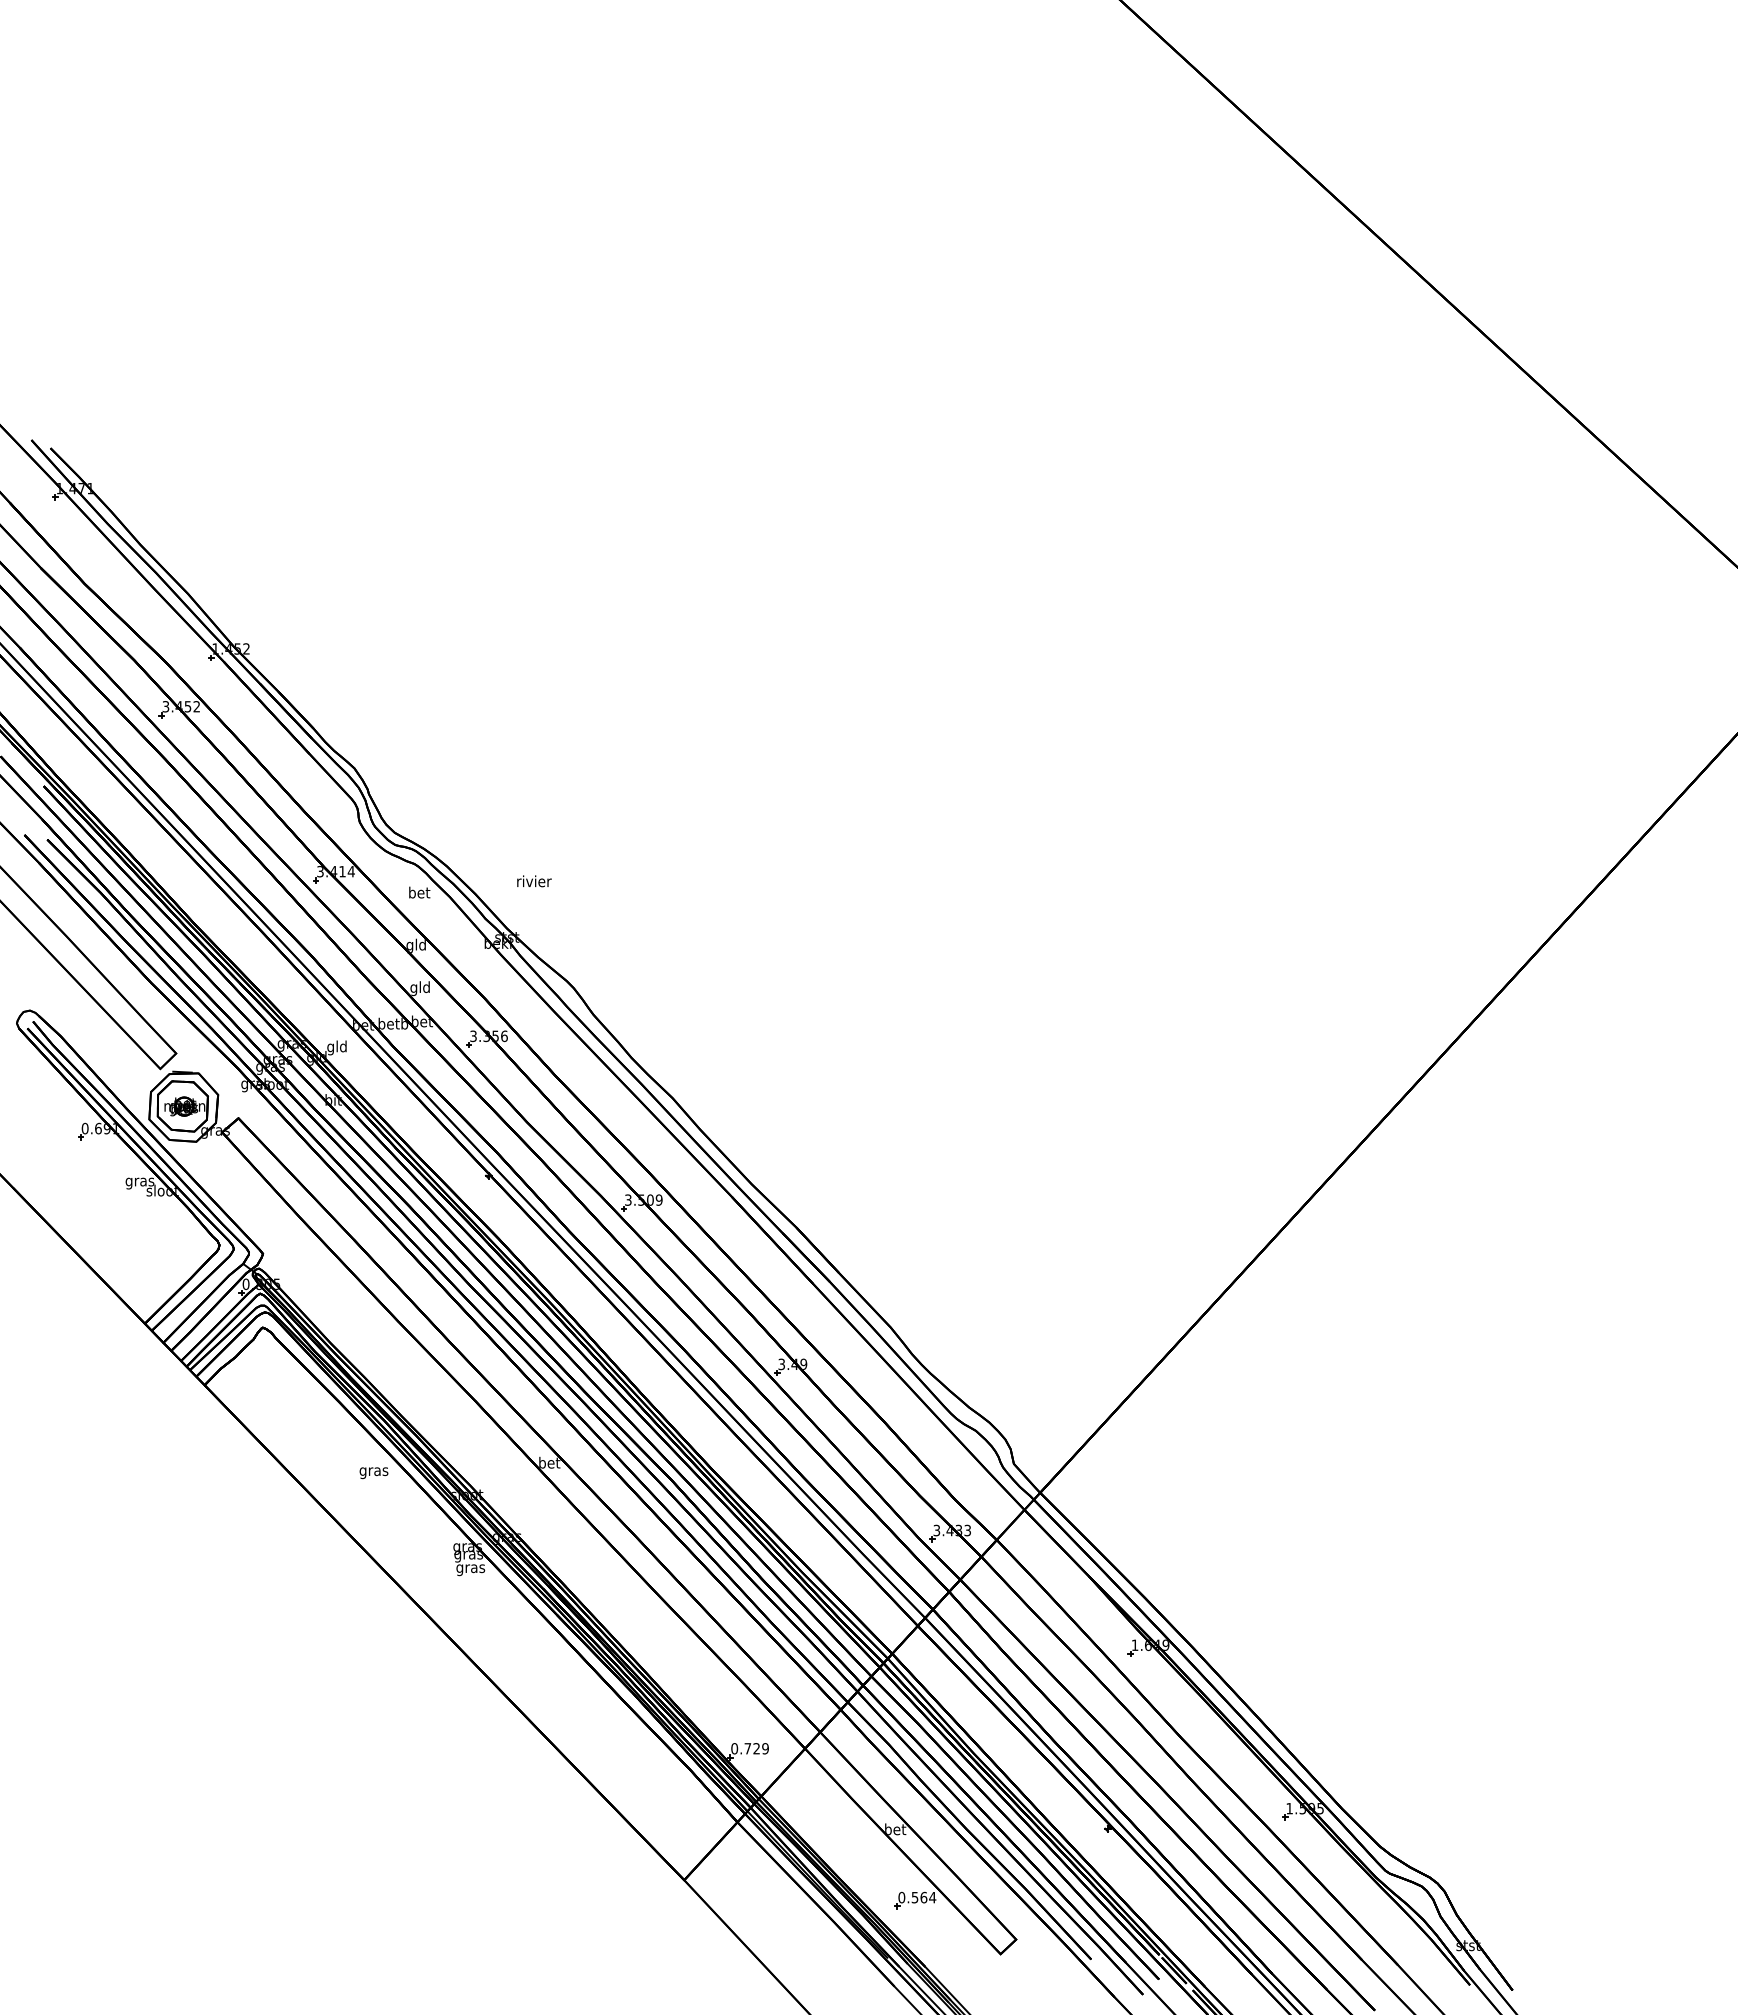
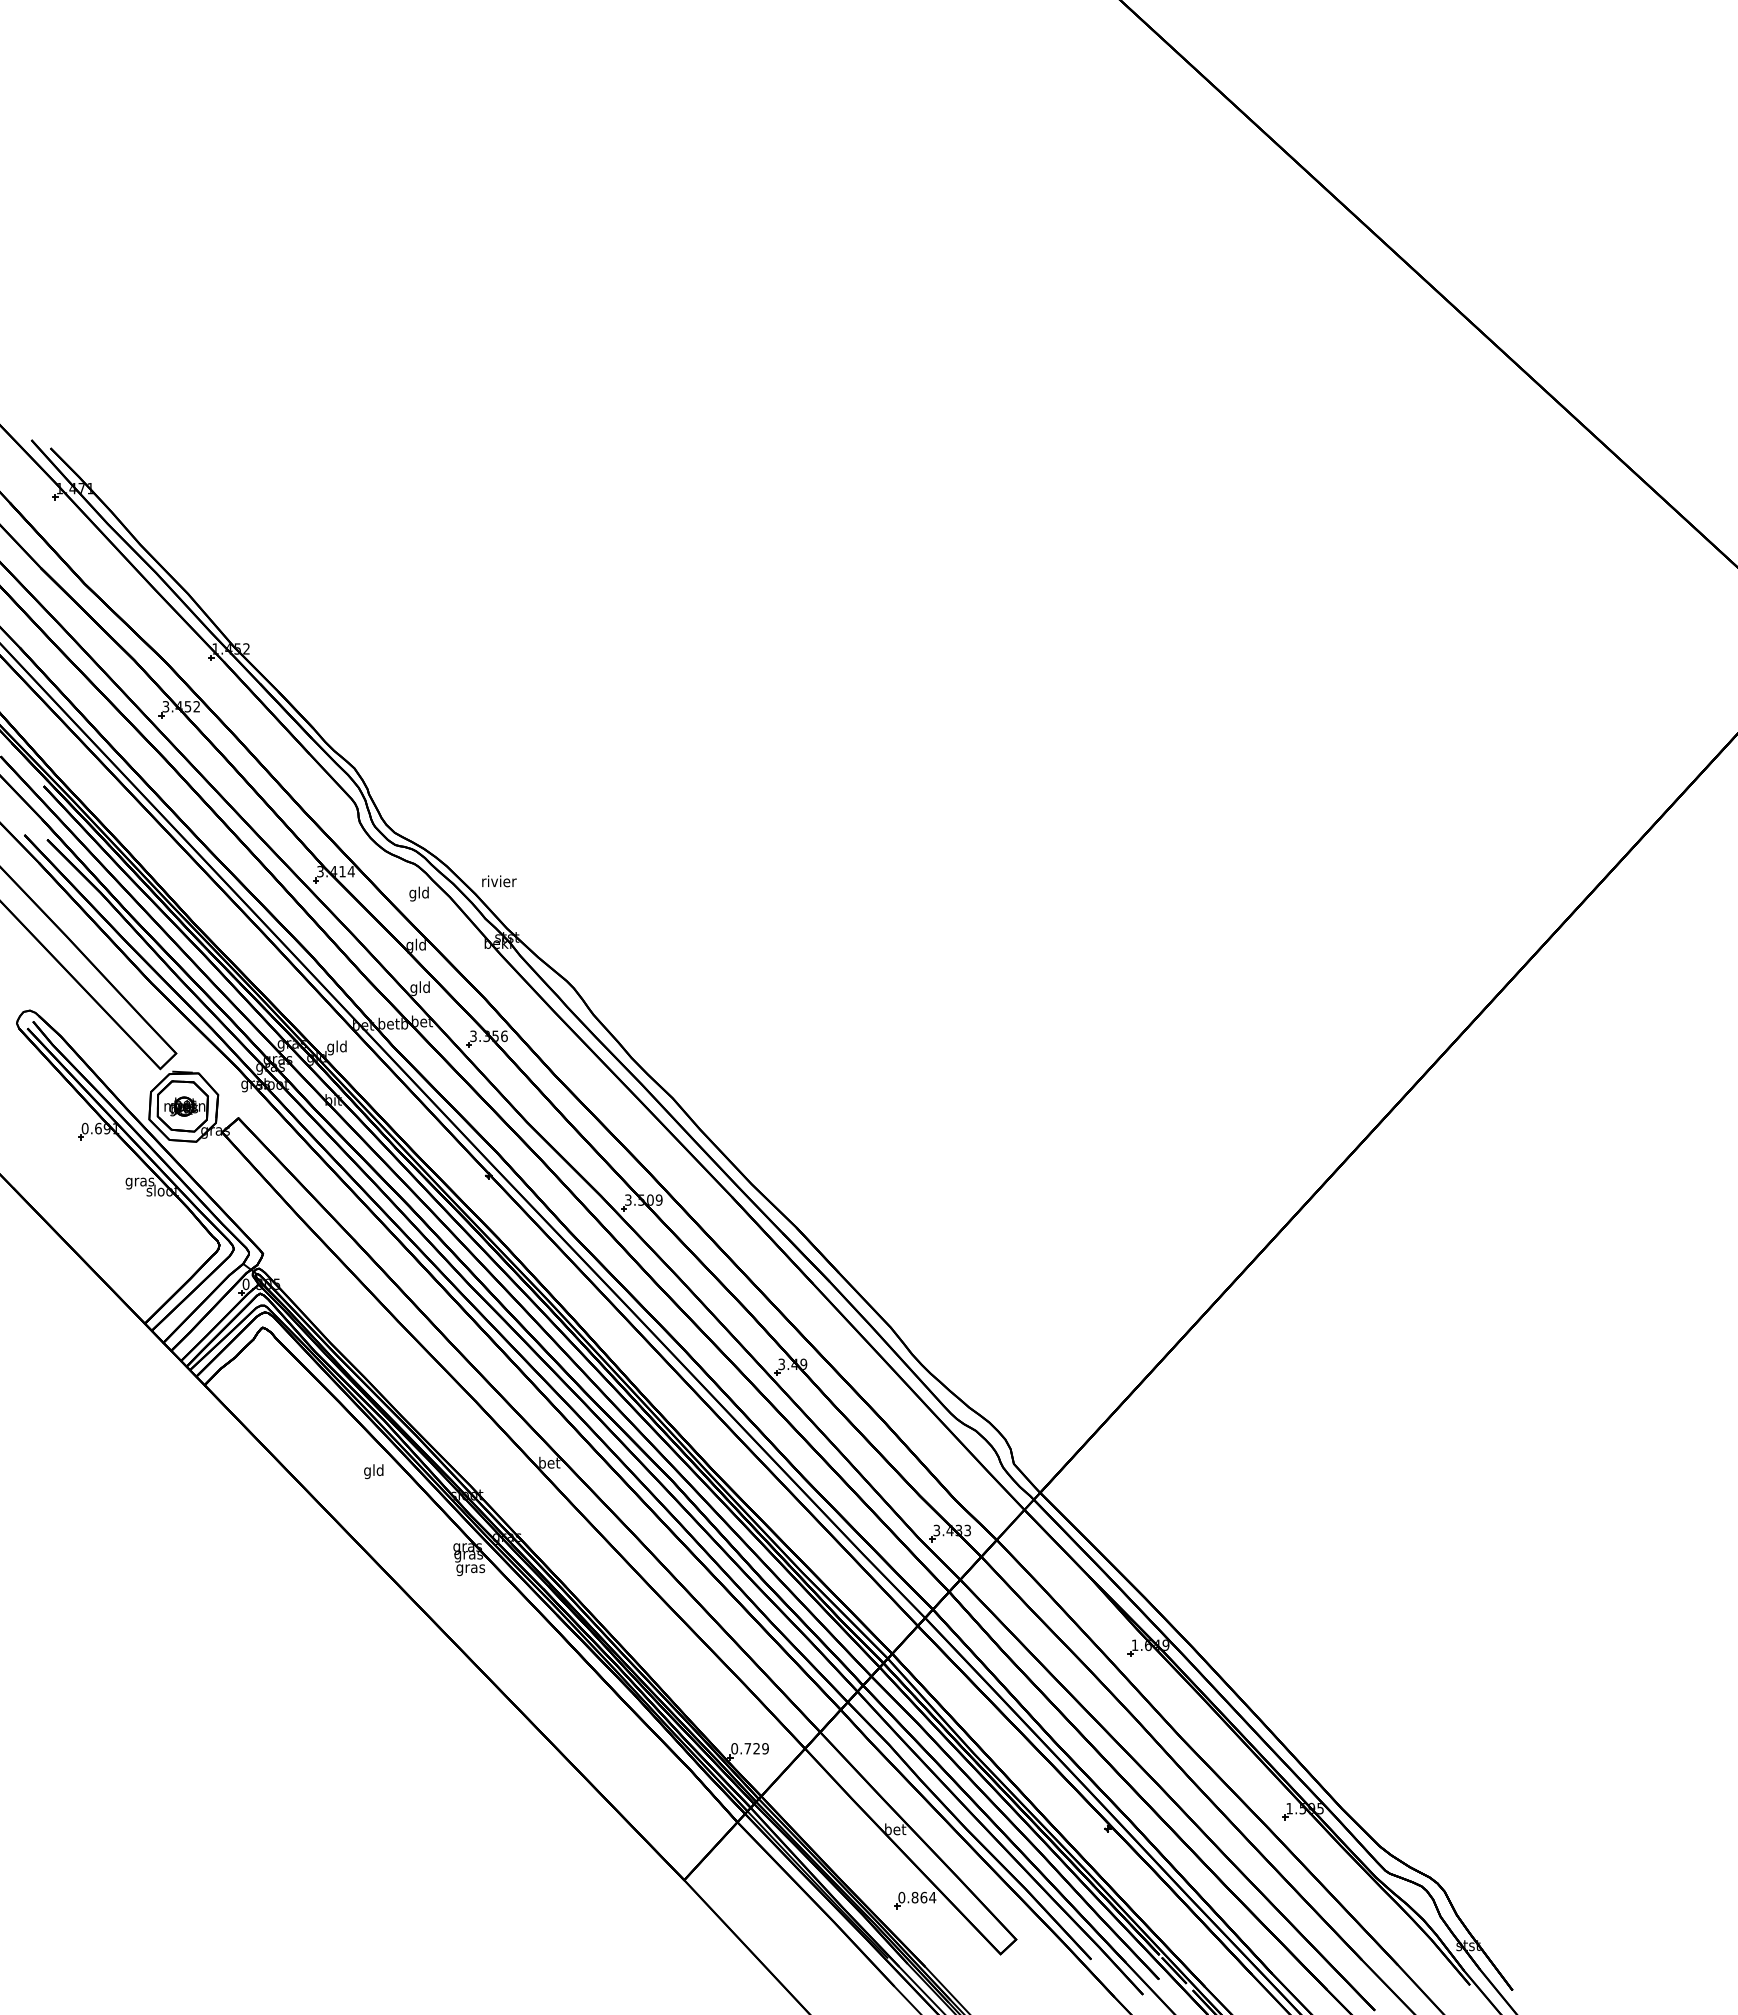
text position: (534, 881) -> (499, 881) (499, 881)
text: bet -> gld (419, 893)
text: gras -> gld (373, 1471)
text: 0.564 -> 0.864 (914, 1897)
